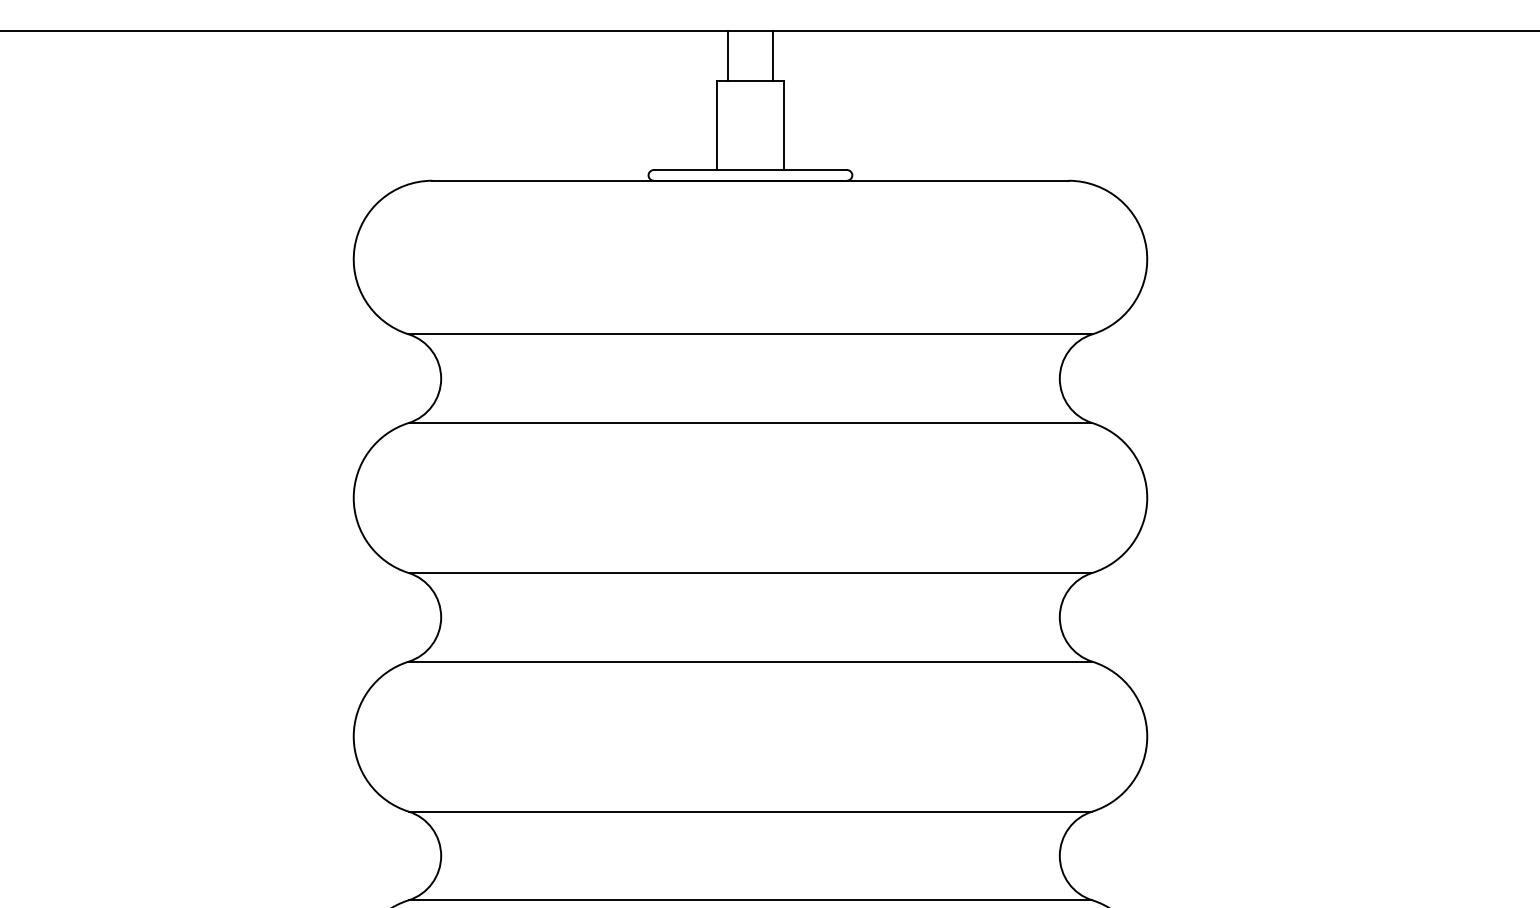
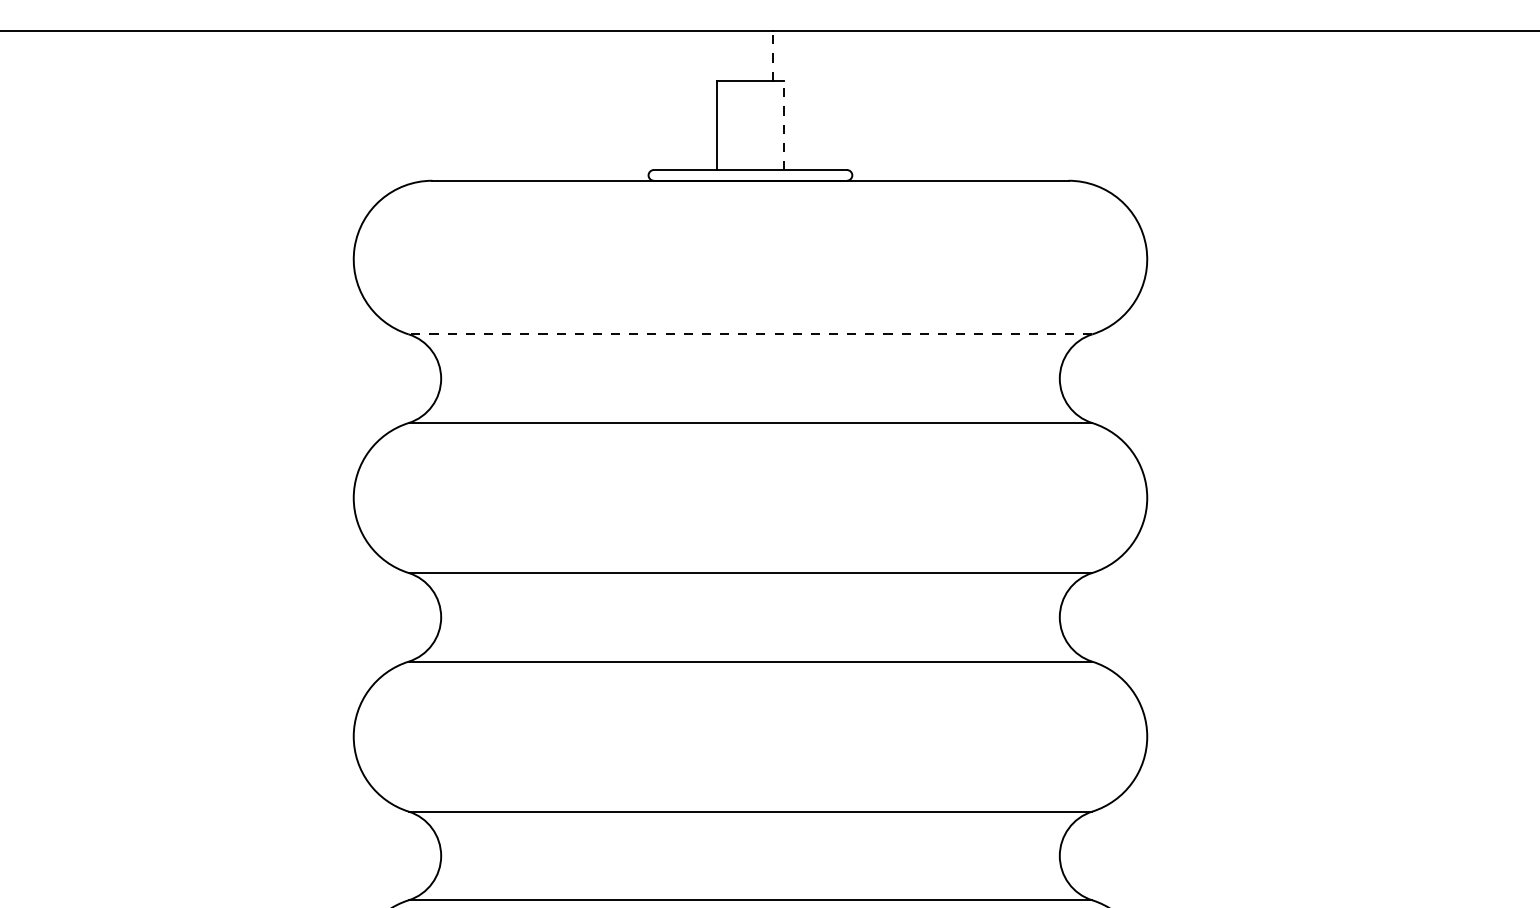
line: present -> none (727, 55)
line: solid -> dashed (773, 55)
line: solid -> dashed (784, 125)
line: solid -> dashed (750, 334)
